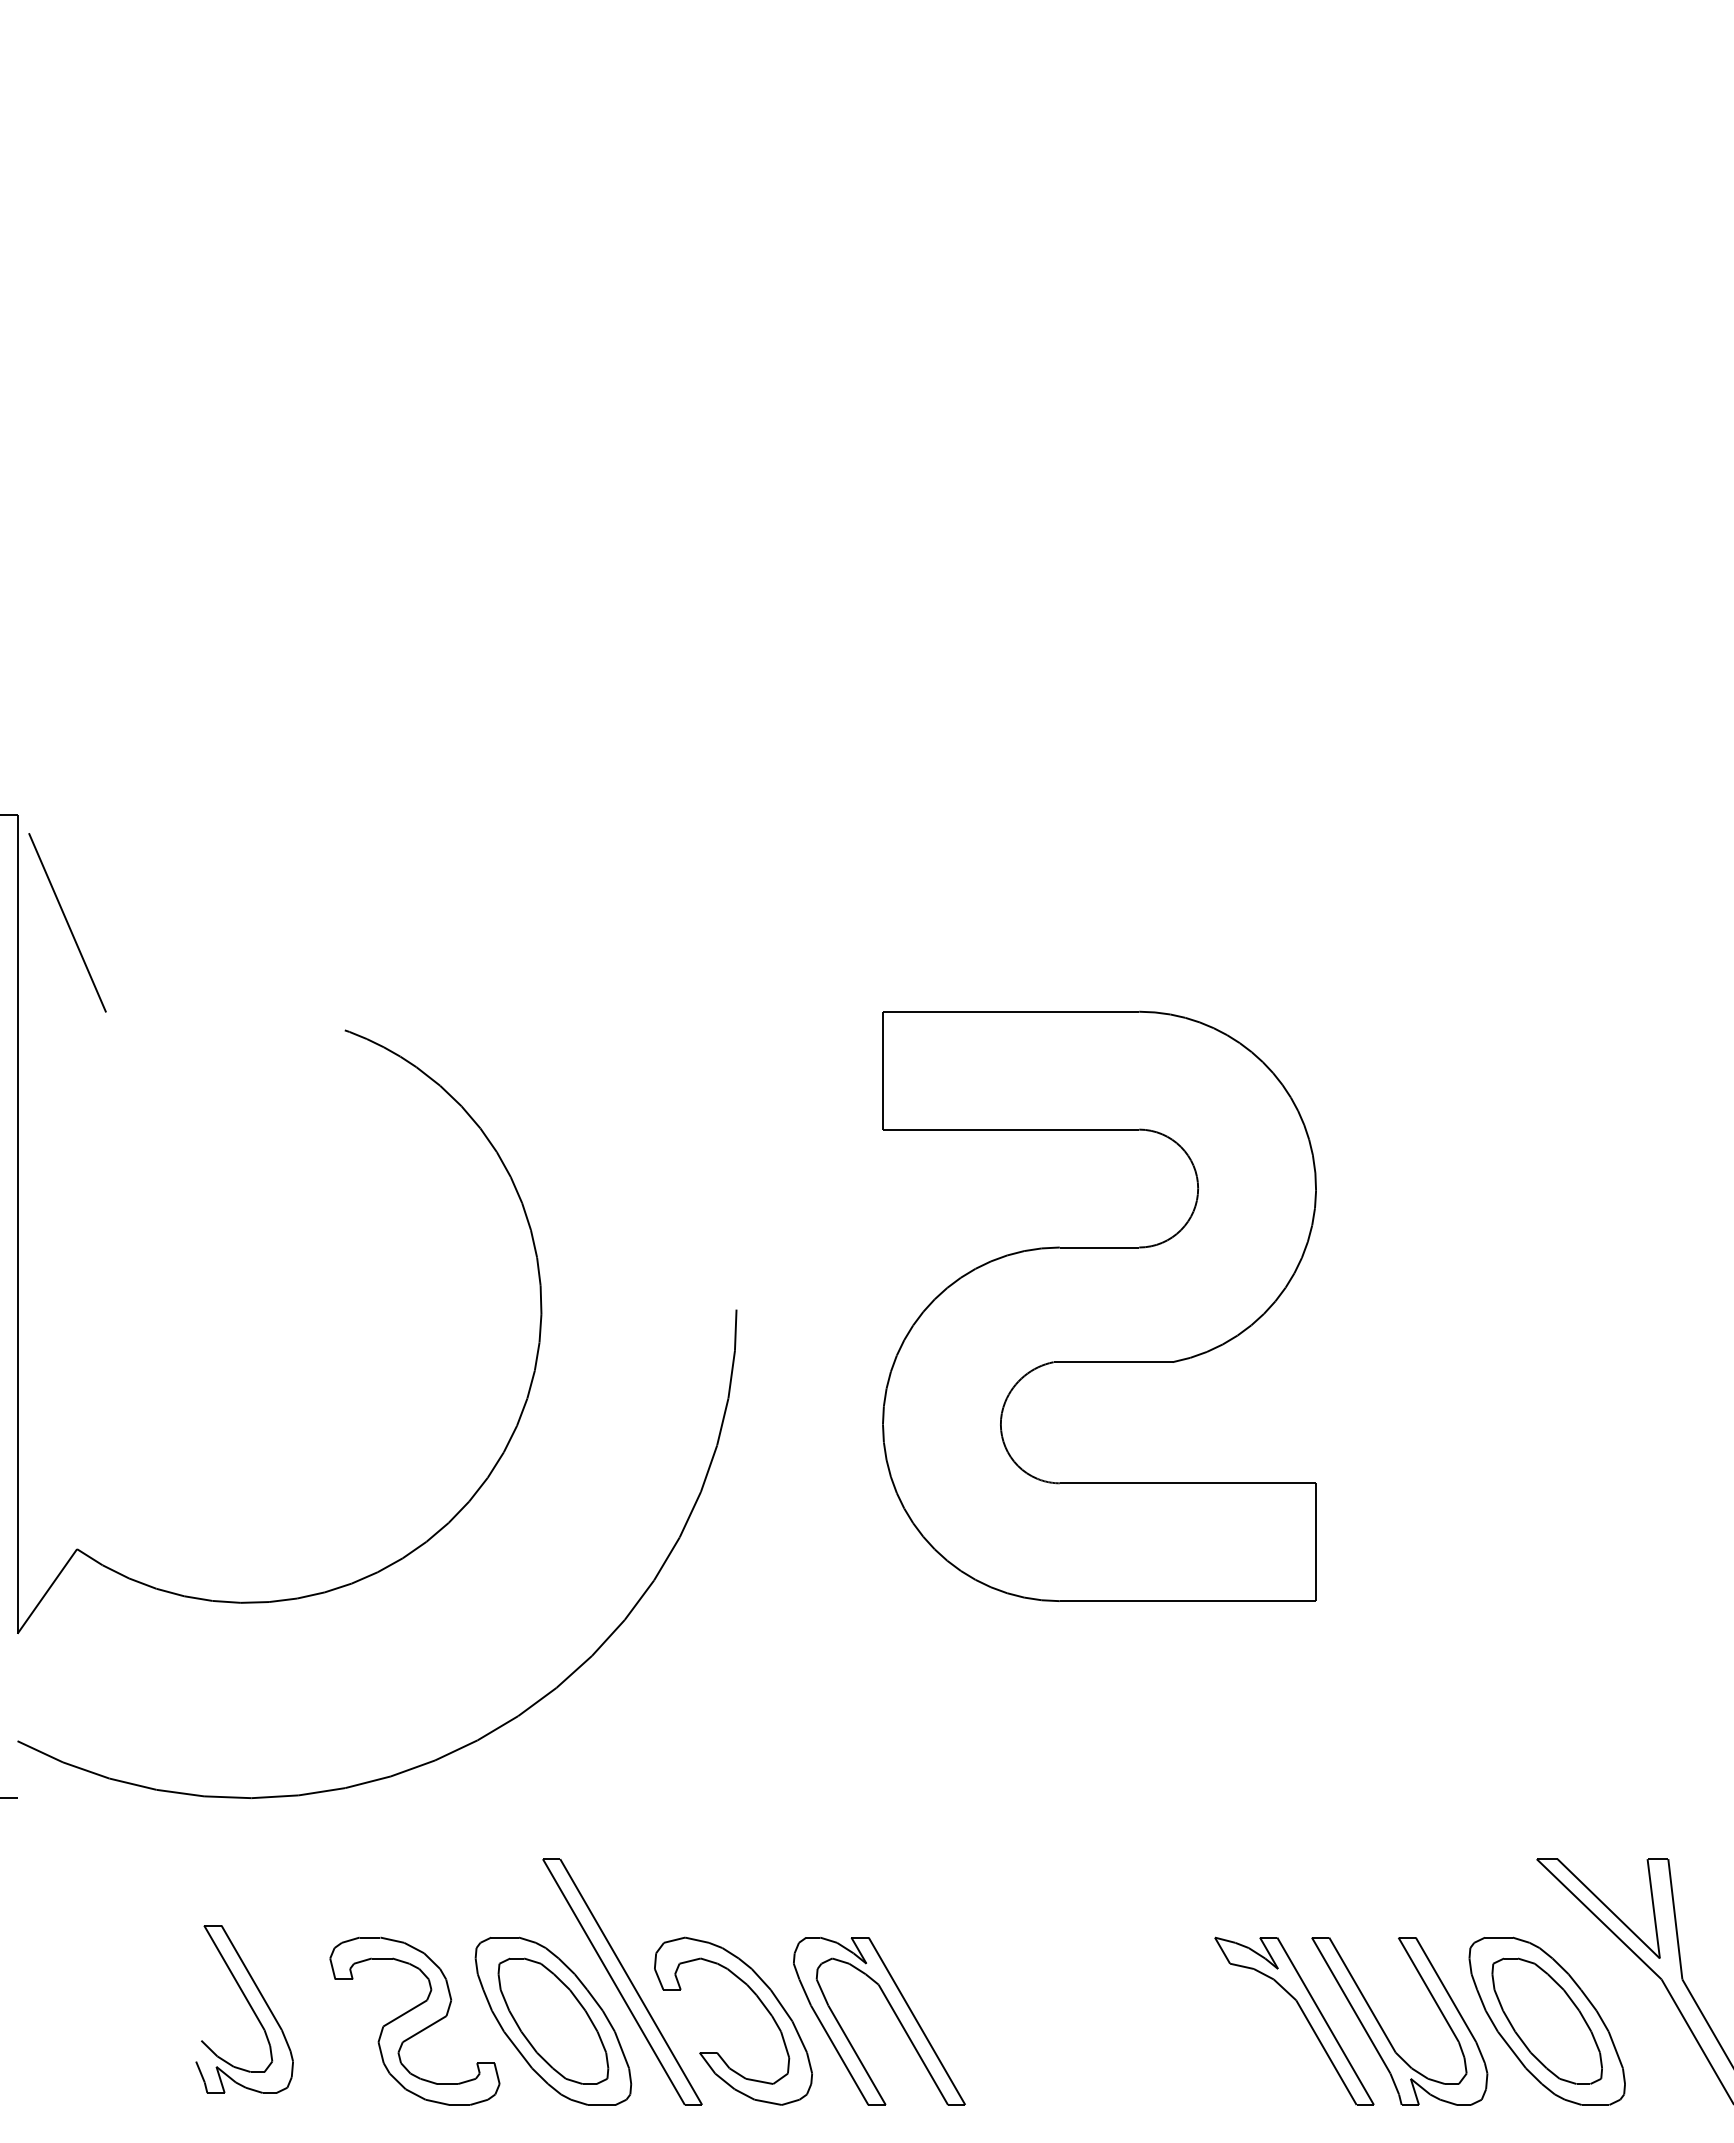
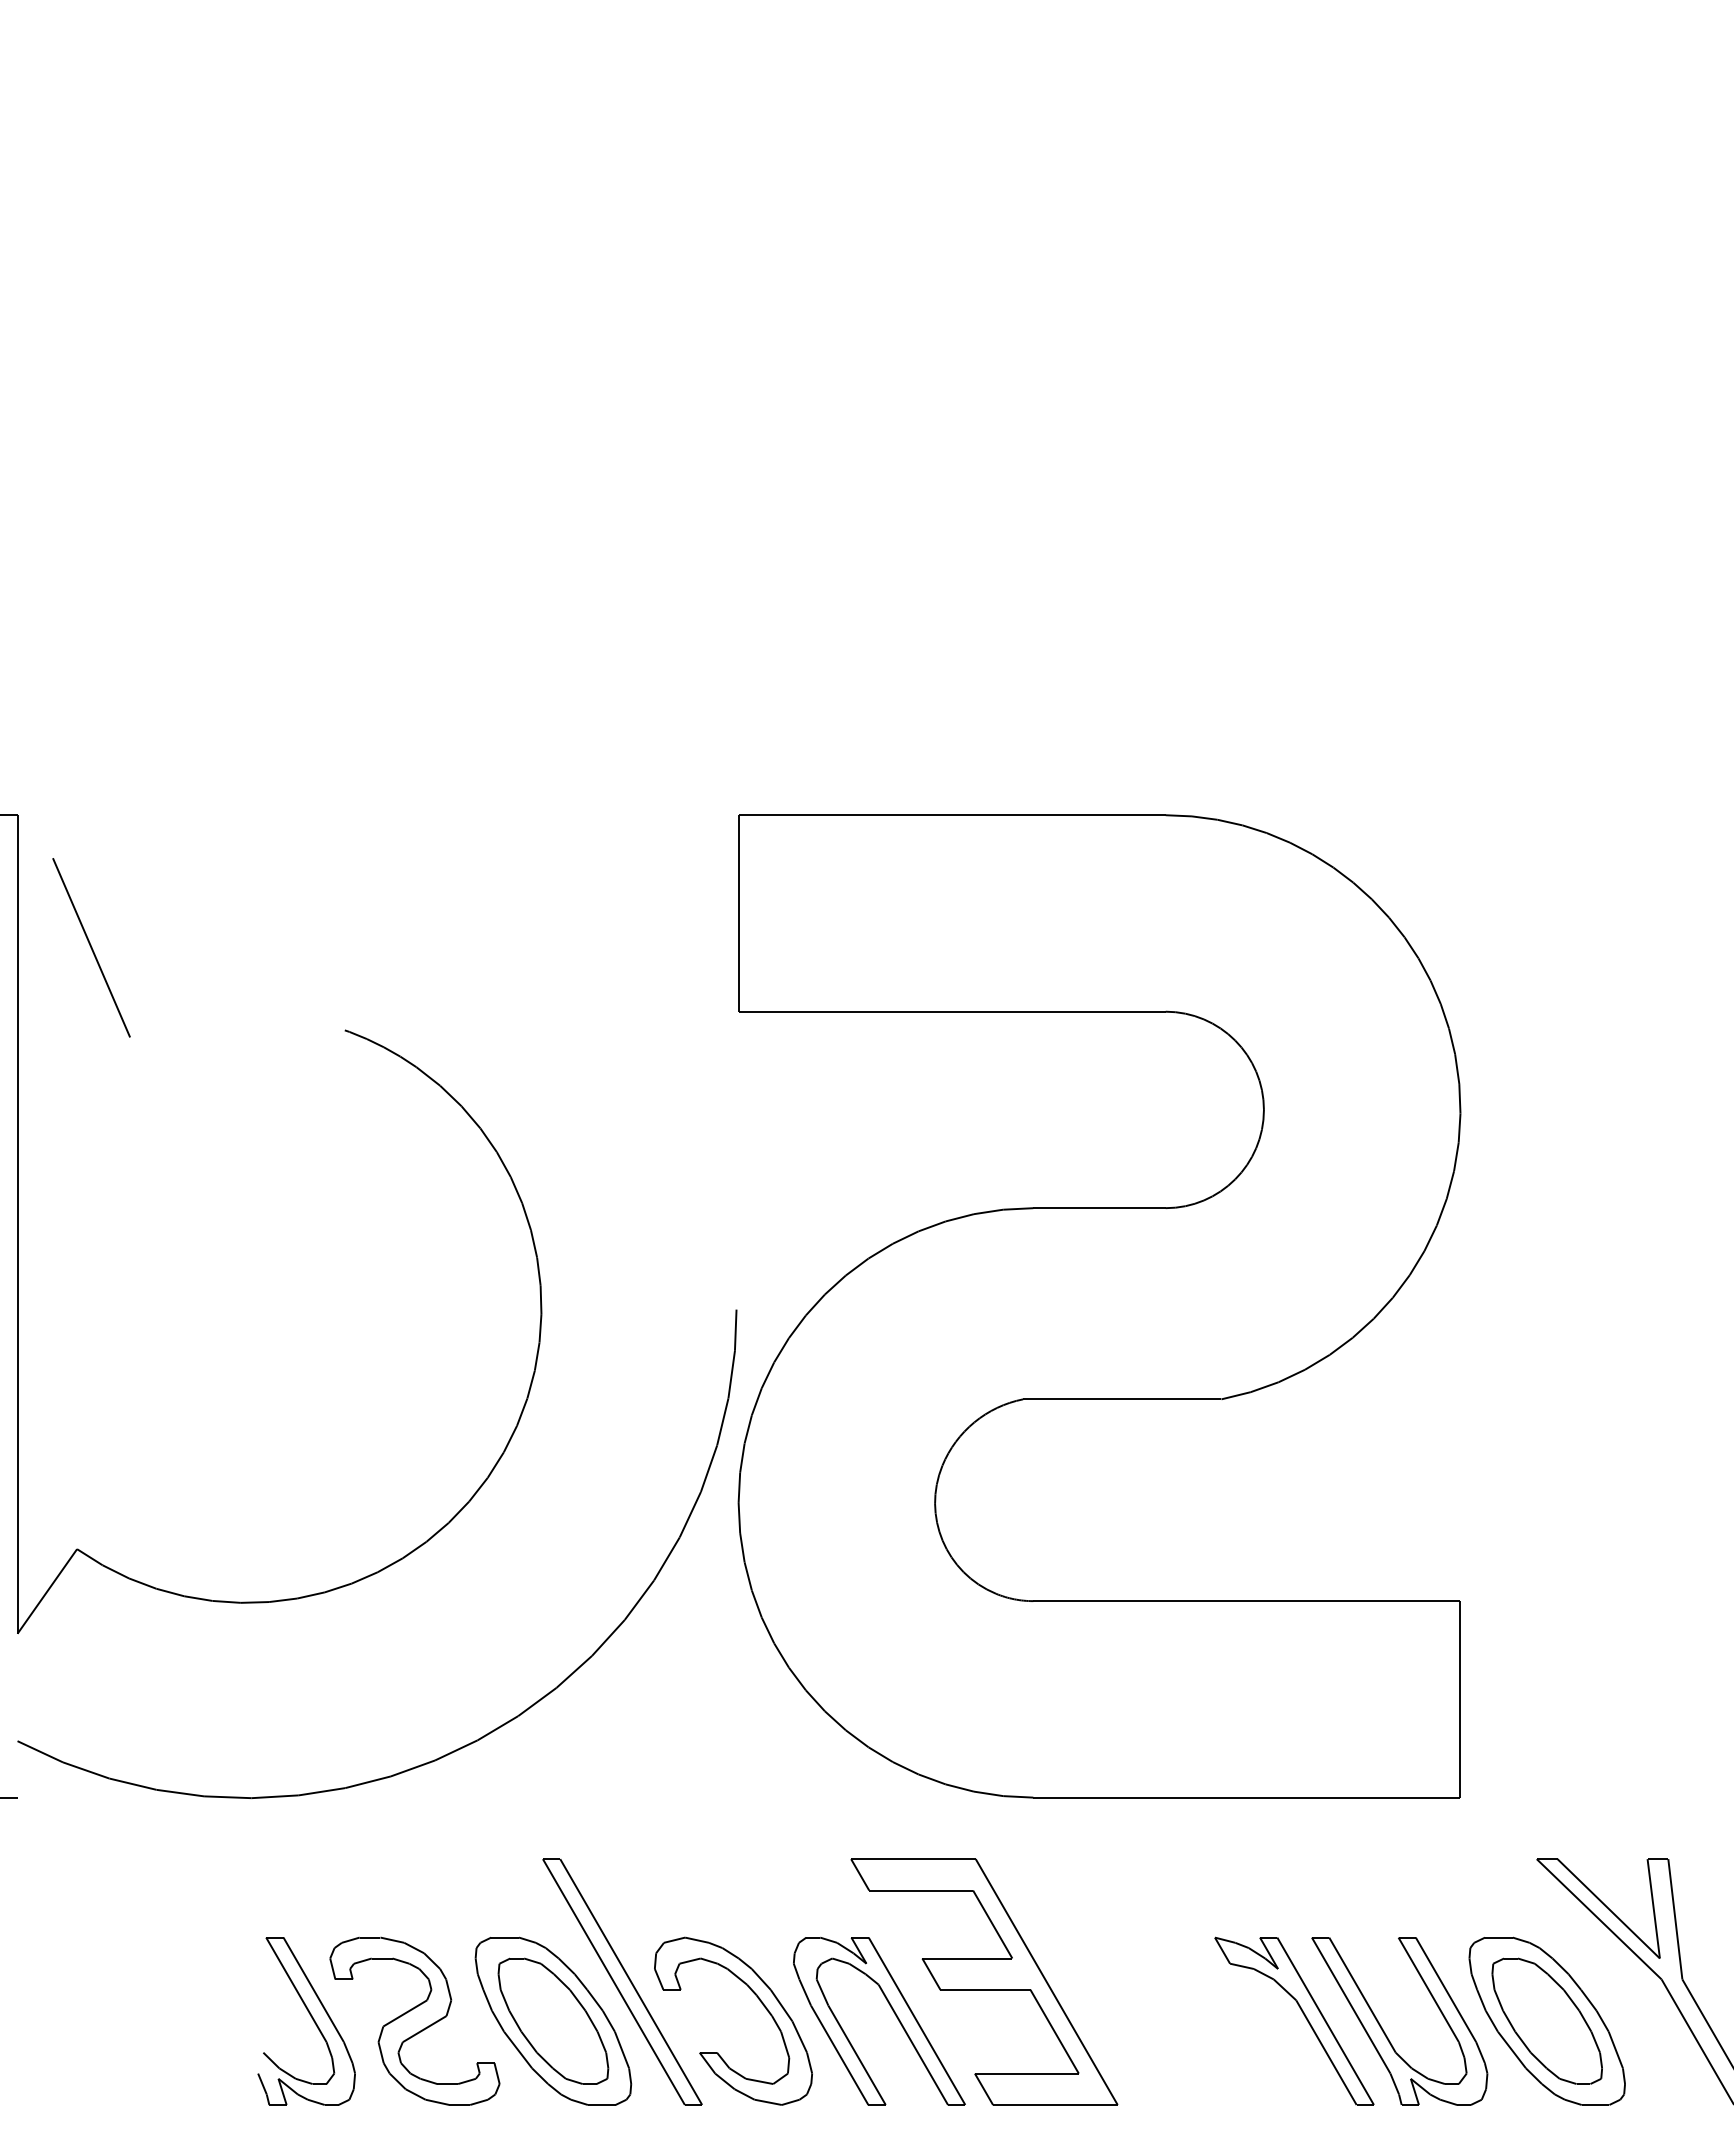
line position: (67, 922) -> (91, 947) (91, 947)
part size: 435x592 px -> 725x985 px (1099, 1306)
part: none -> present (984, 1981)
part position: (244, 2009) -> (306, 2021) (306, 2021)
